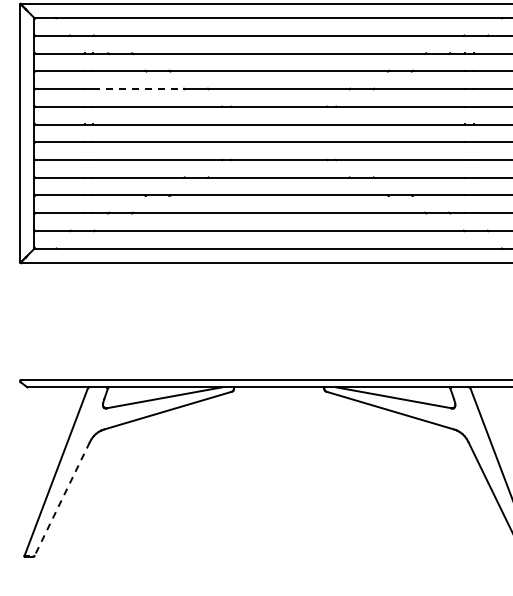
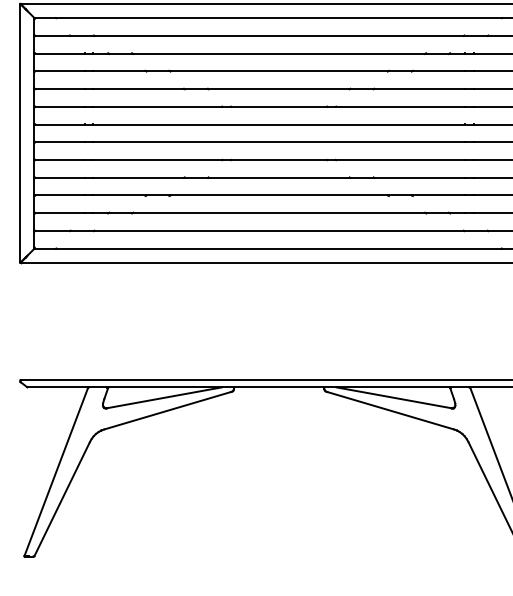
line: dashed -> solid (138, 89)
line: dashed -> solid (62, 499)
